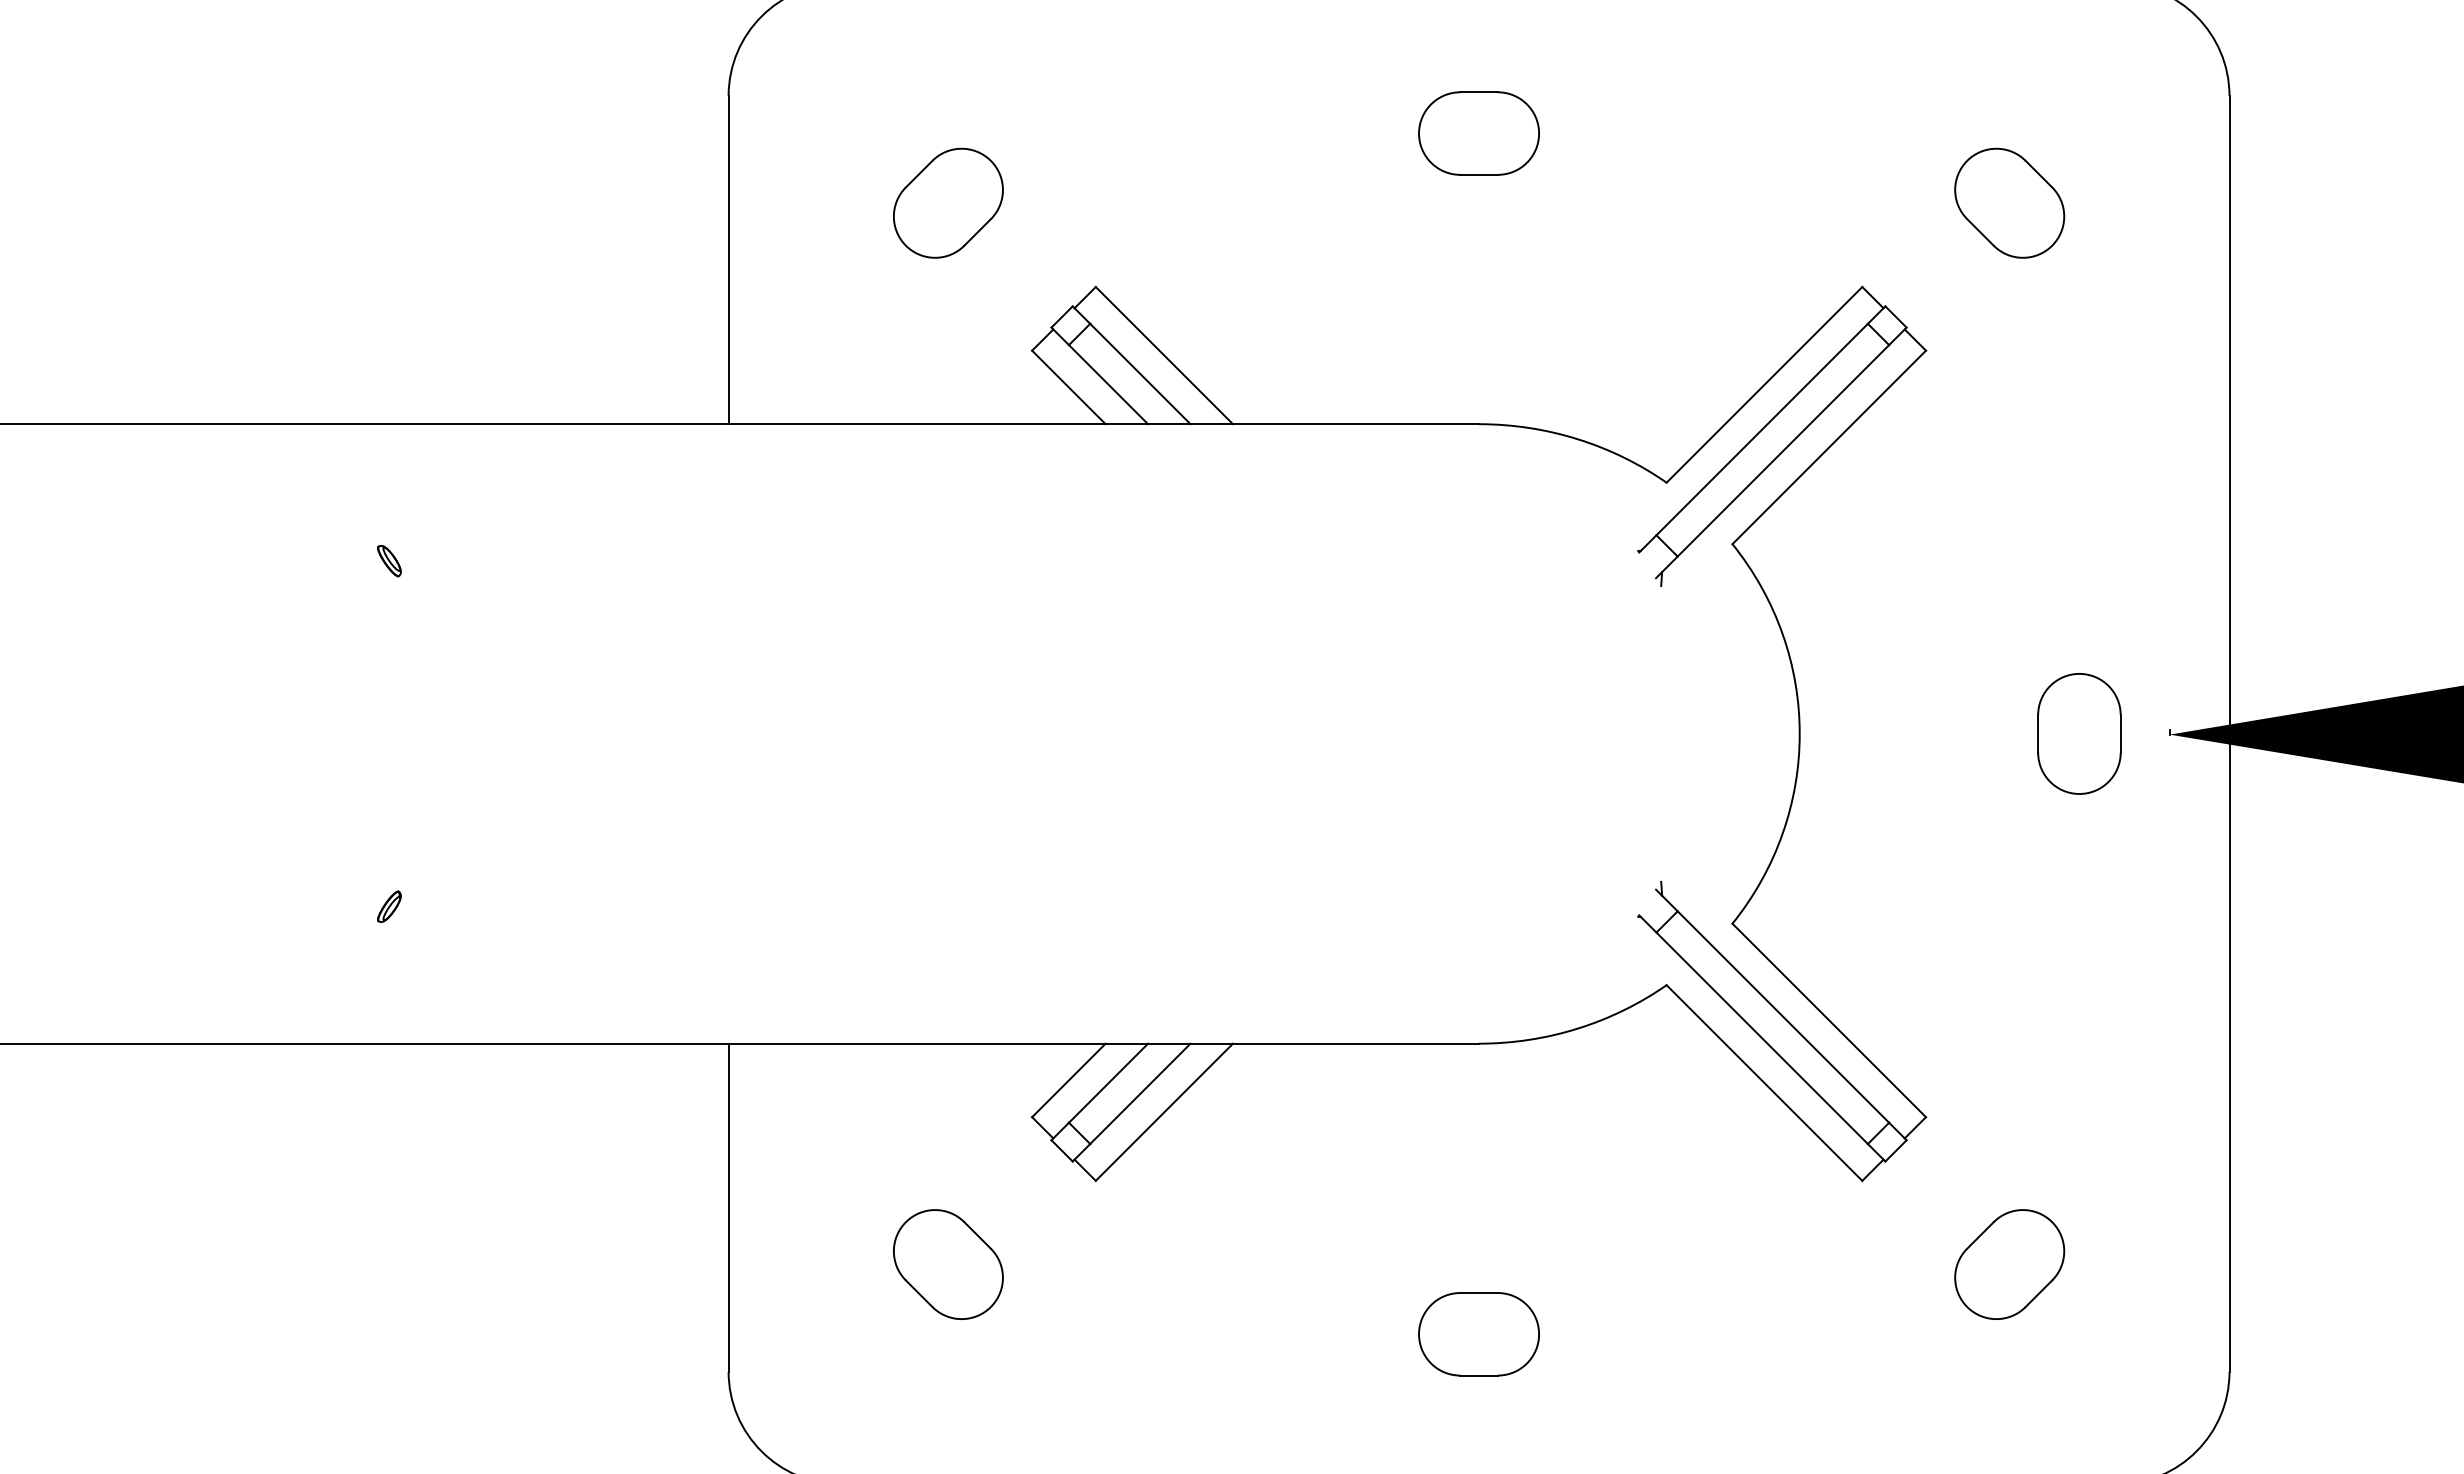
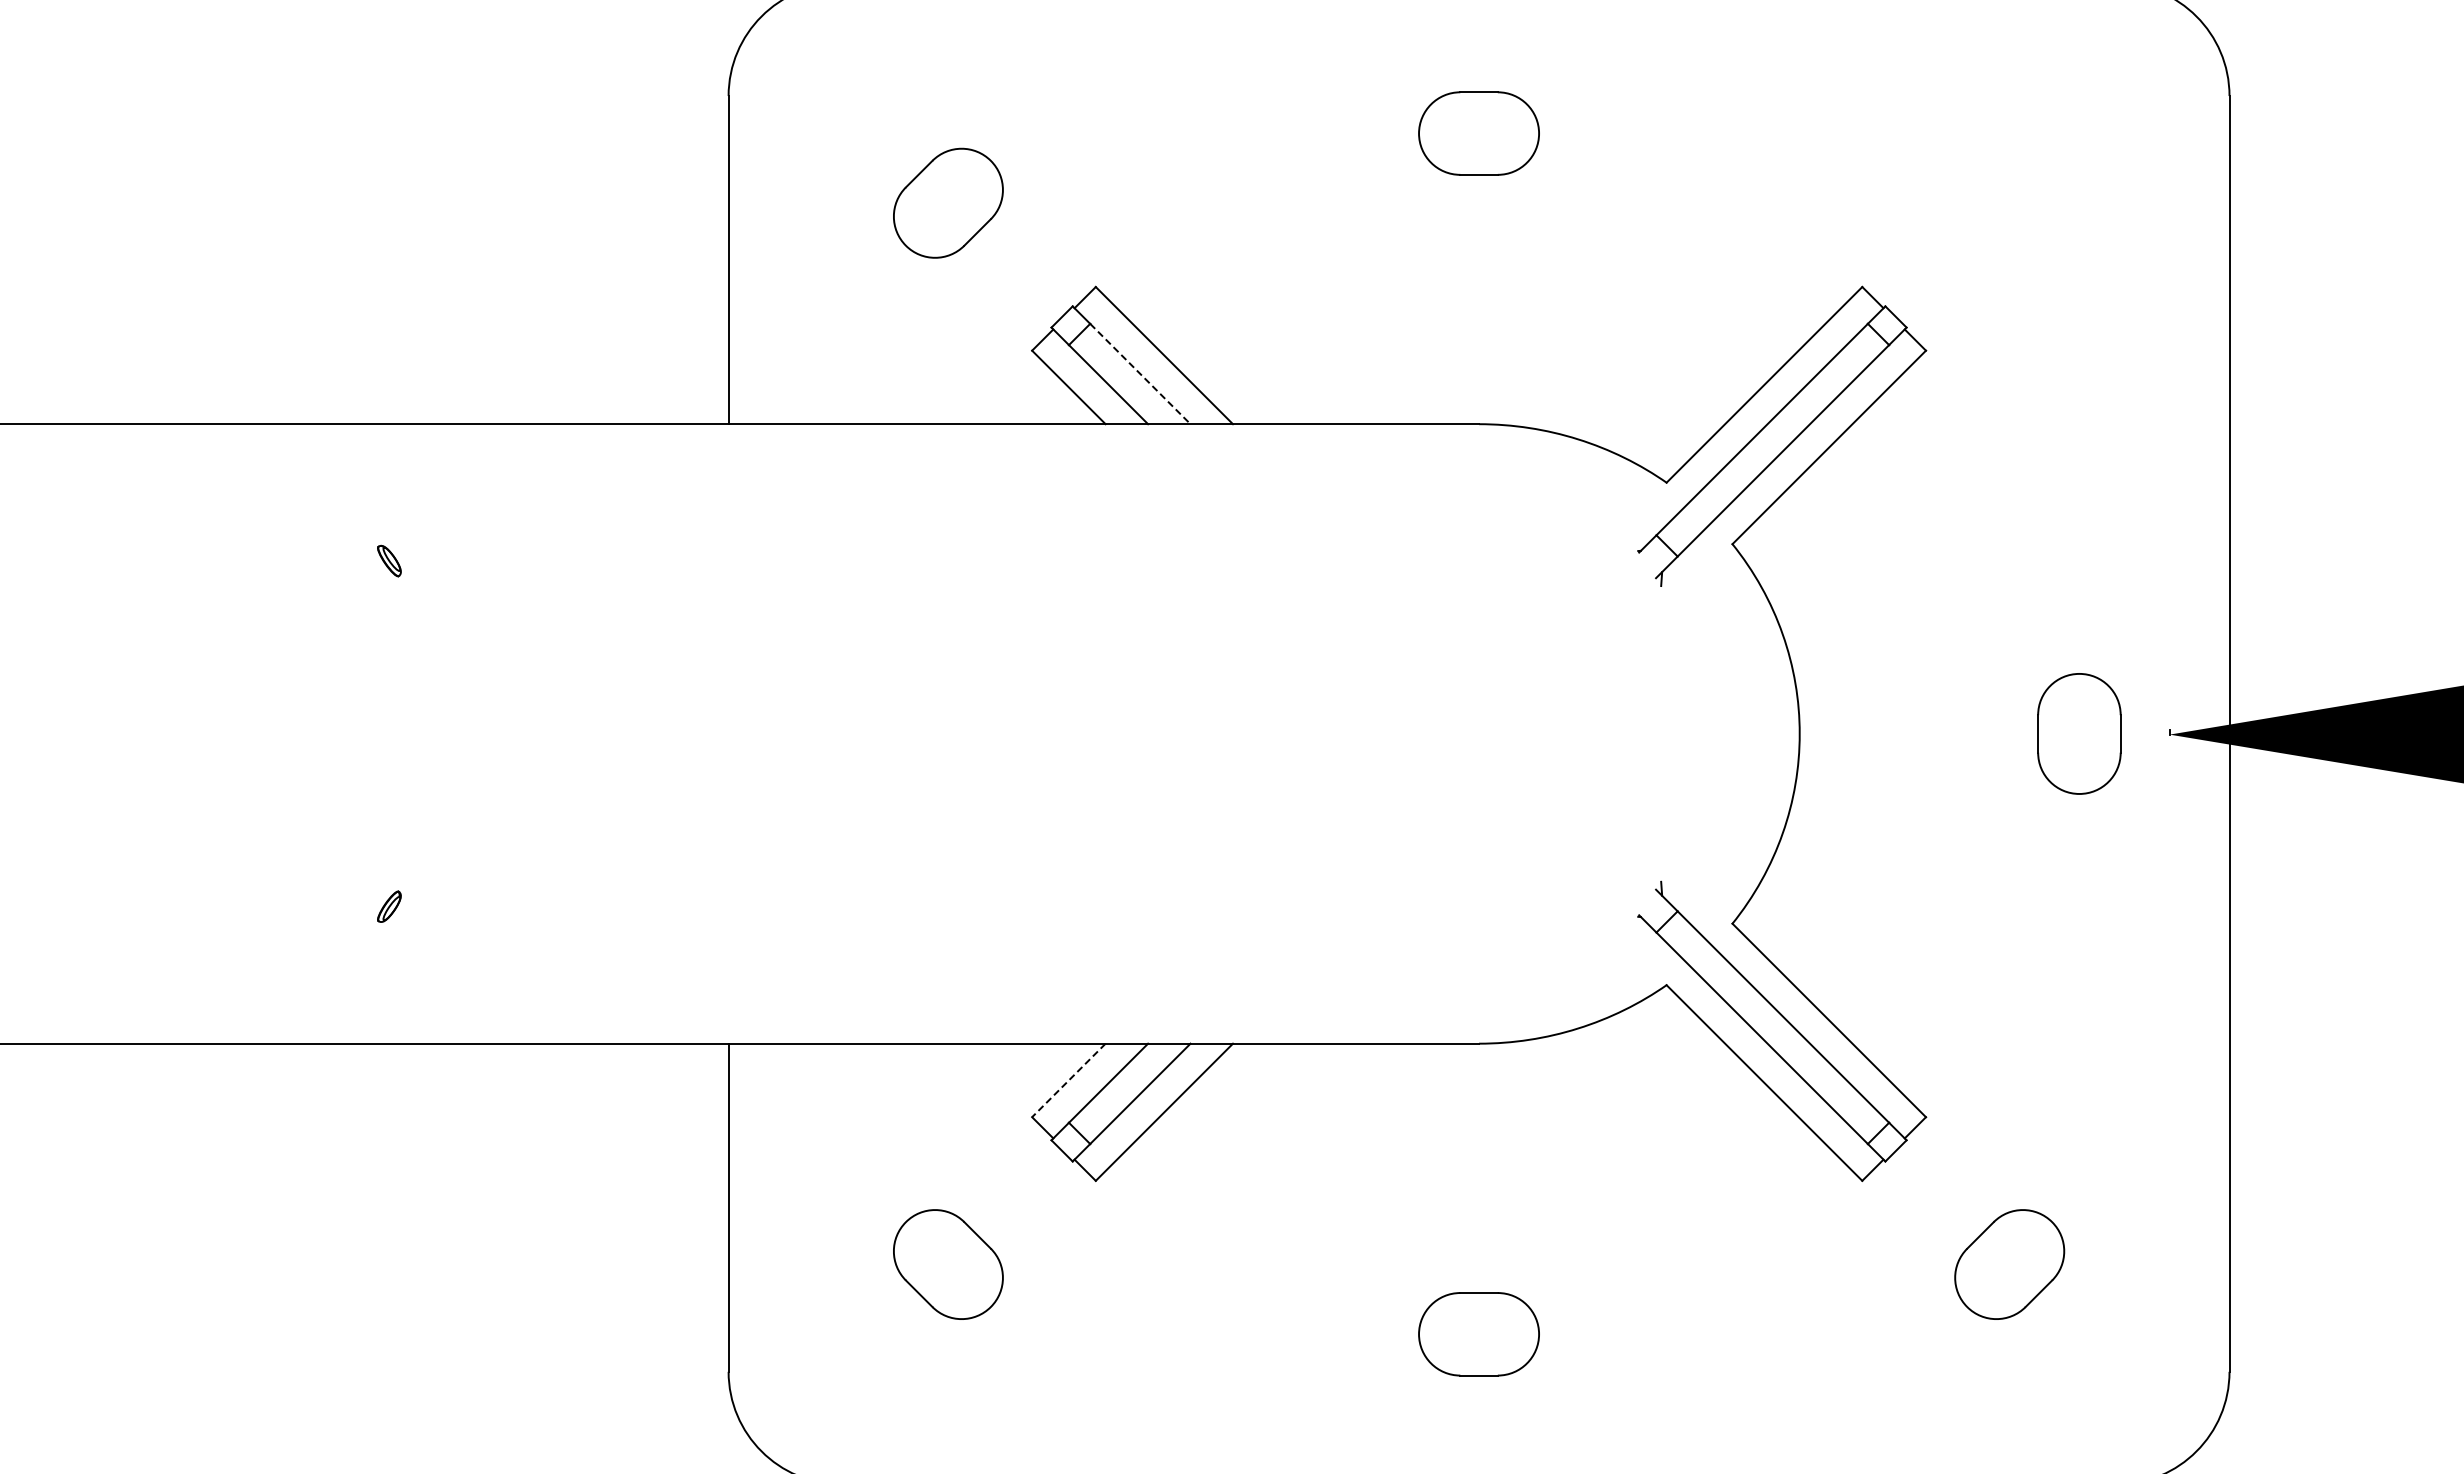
part: present -> none (2009, 202)
line: solid -> dashed (1140, 374)
line: solid -> dashed (1068, 1080)
